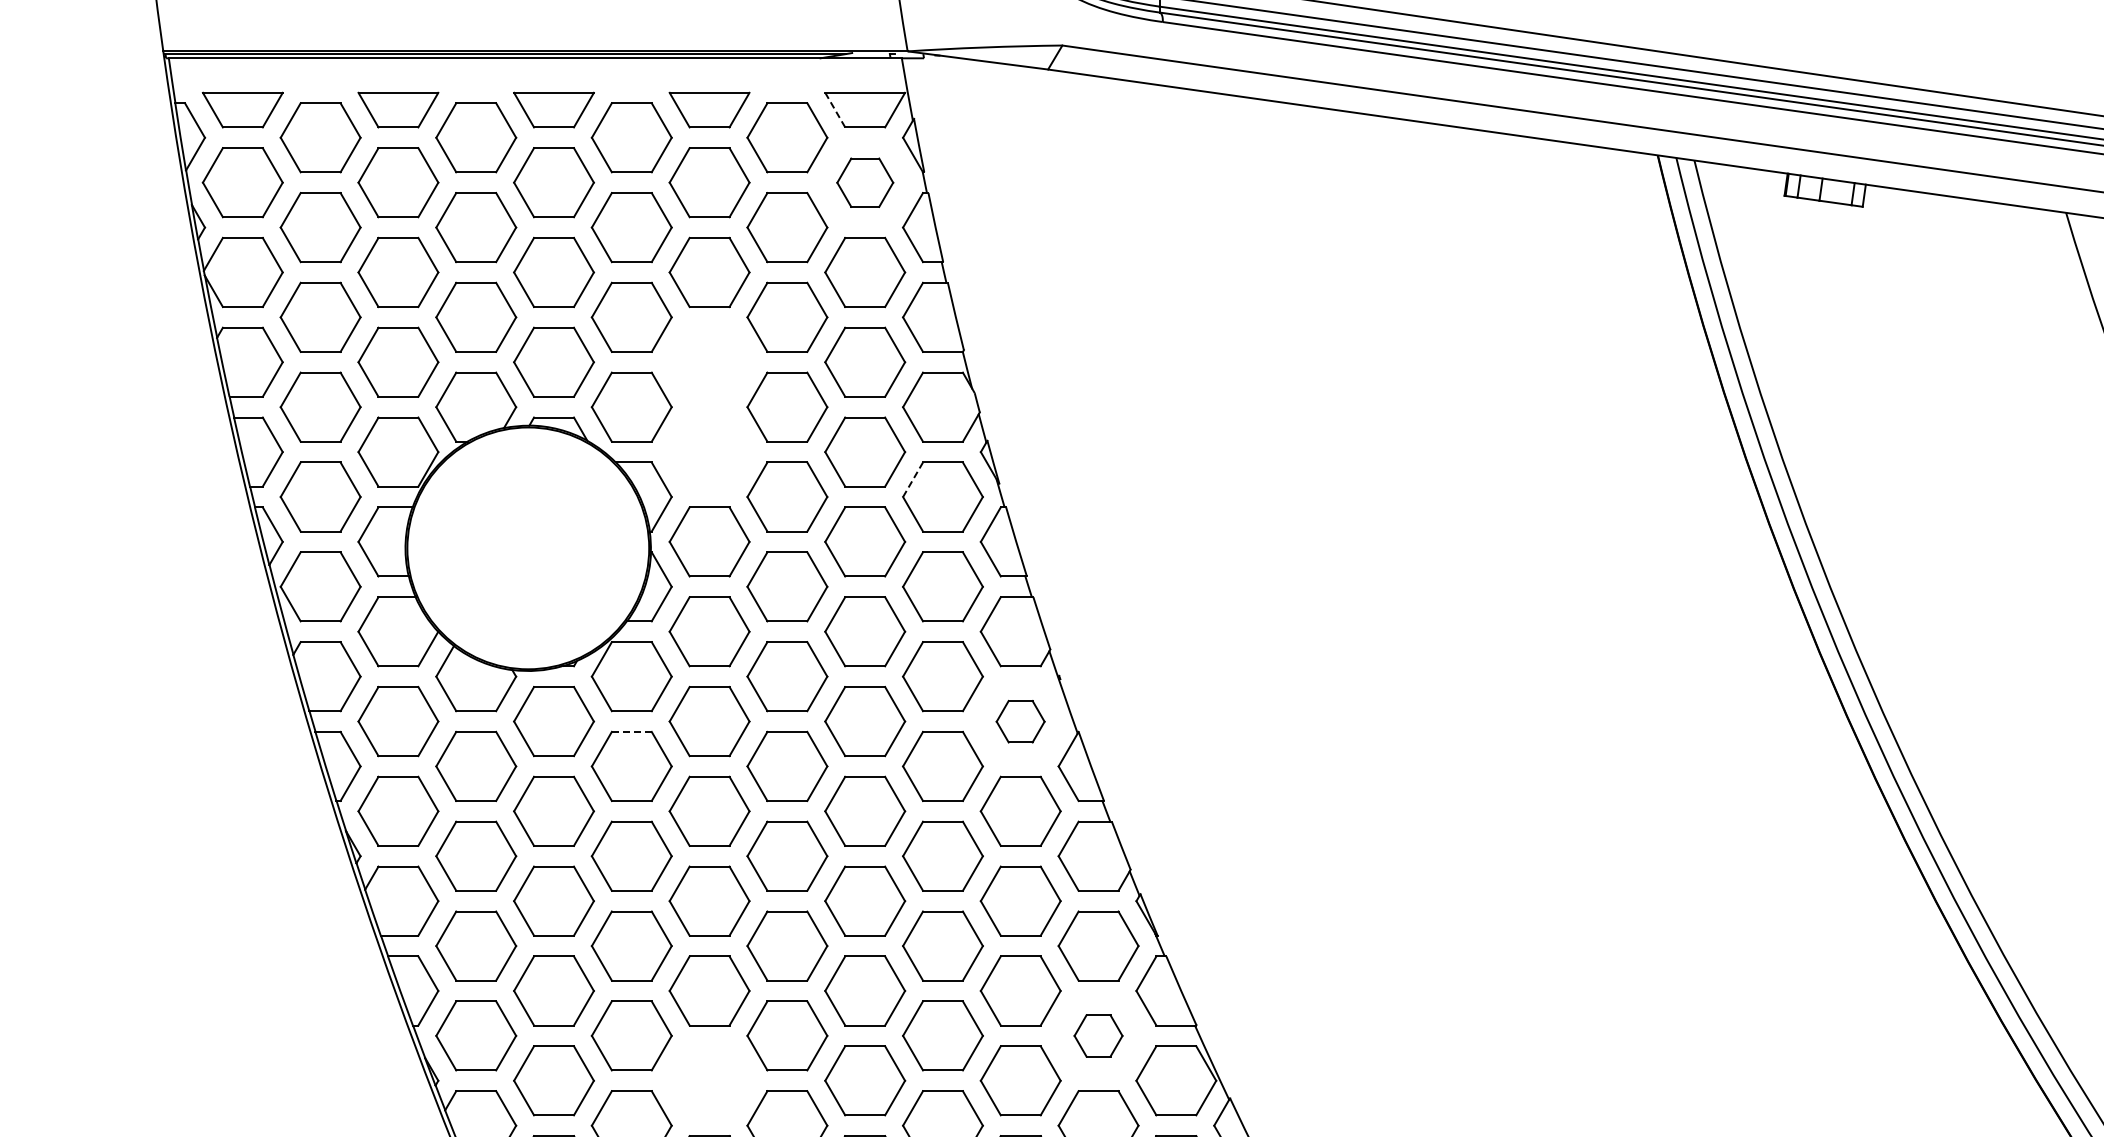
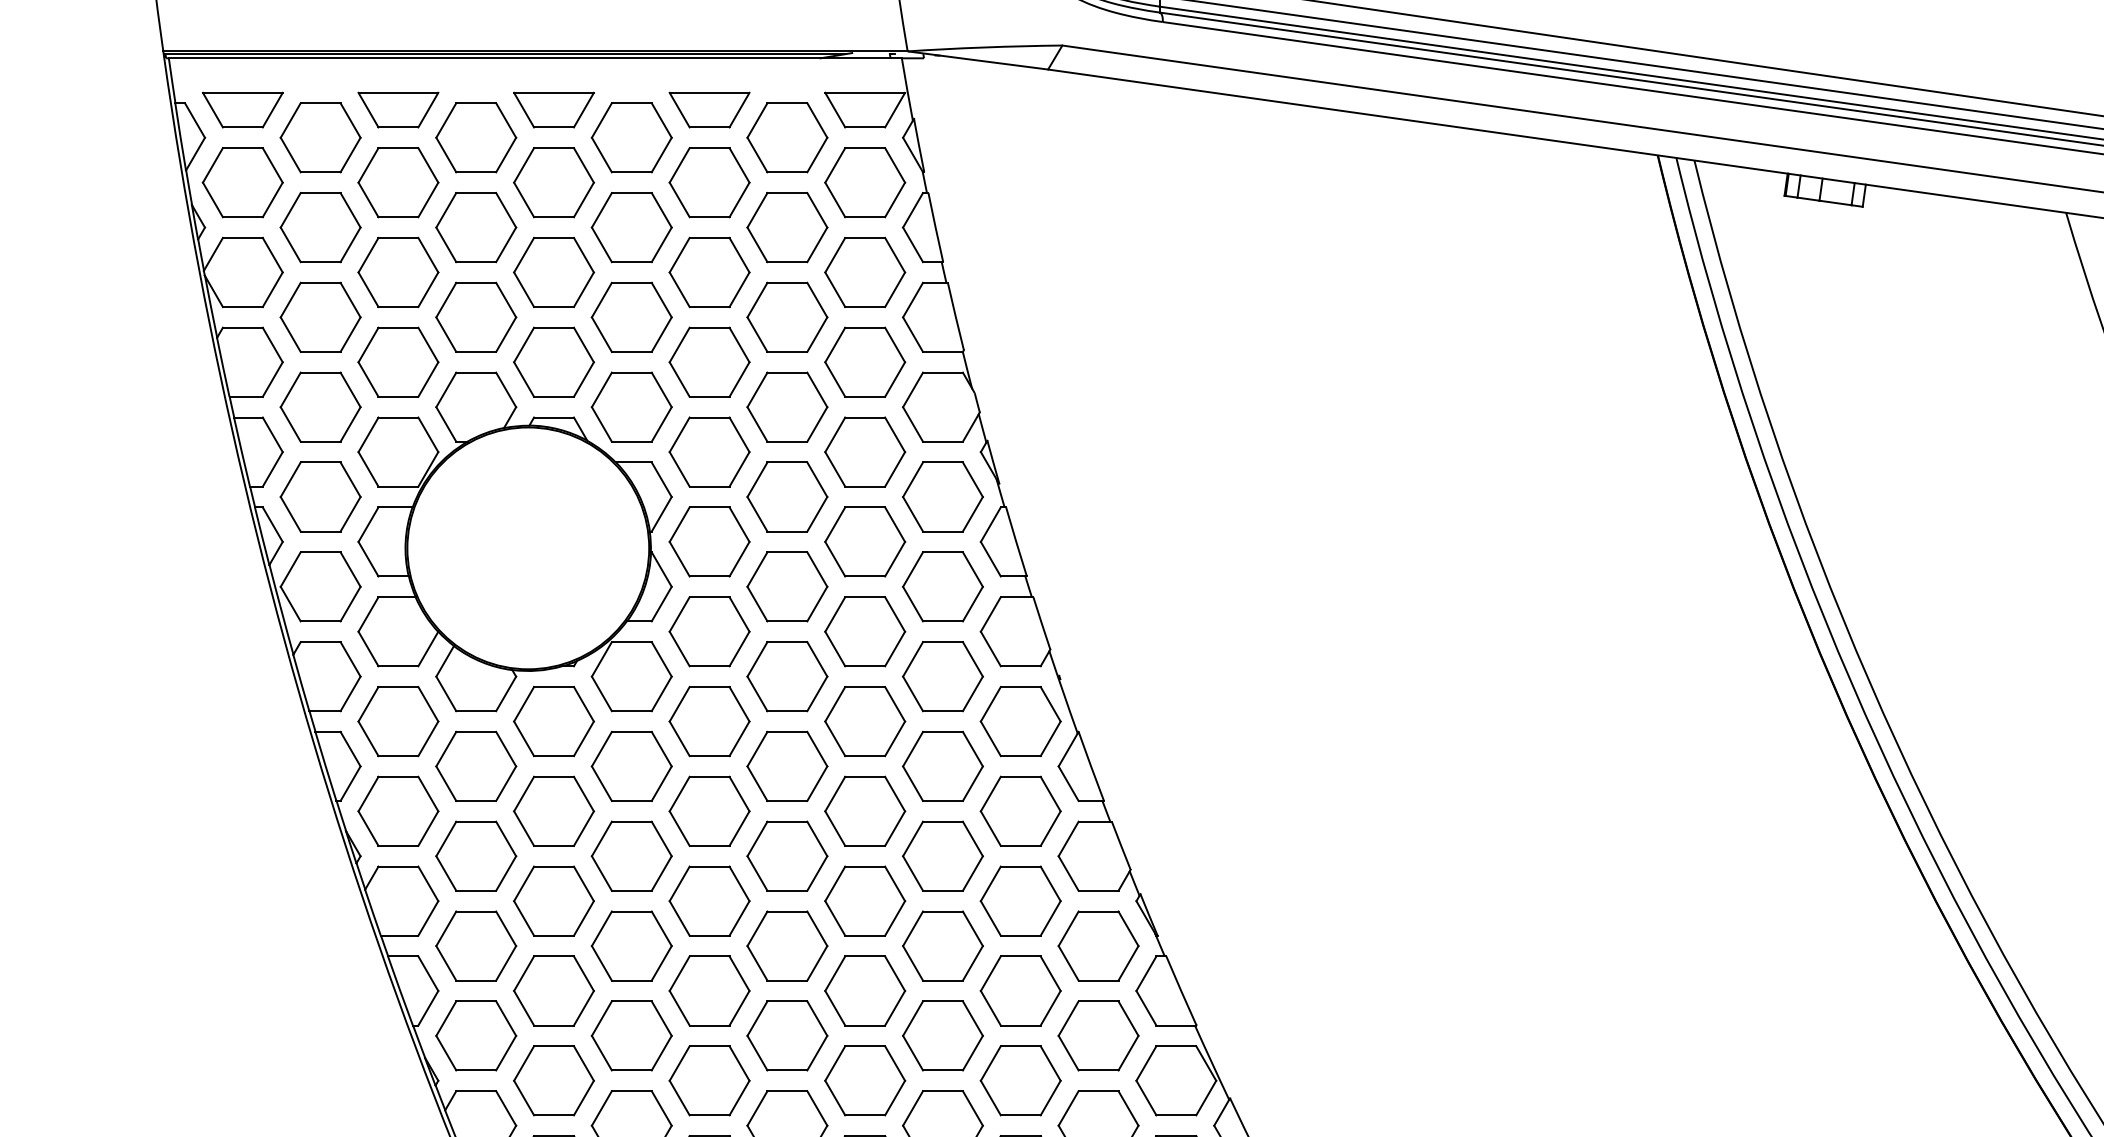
line: dashed -> solid (835, 110)
part size: 59x51 px -> 83x72 px (865, 182)
part: none -> present (709, 361)
part: none -> present (709, 451)
line: dashed -> solid (913, 479)
part size: 51x44 px -> 83x72 px (1020, 721)
line: dashed -> solid (631, 731)
part size: 51x44 px -> 83x72 px (1098, 1035)
part: none -> present (709, 1080)
